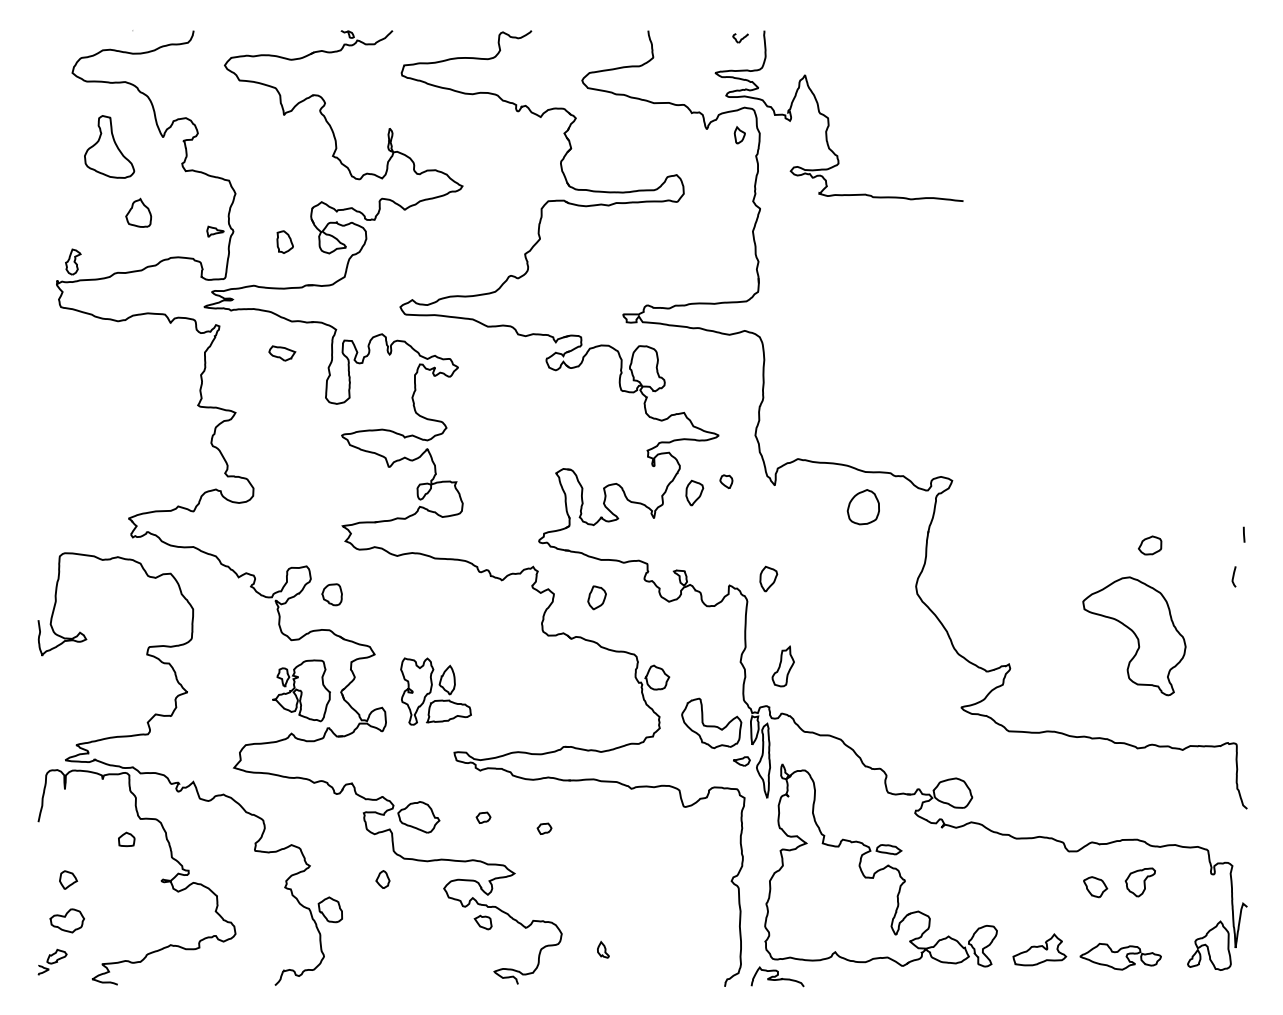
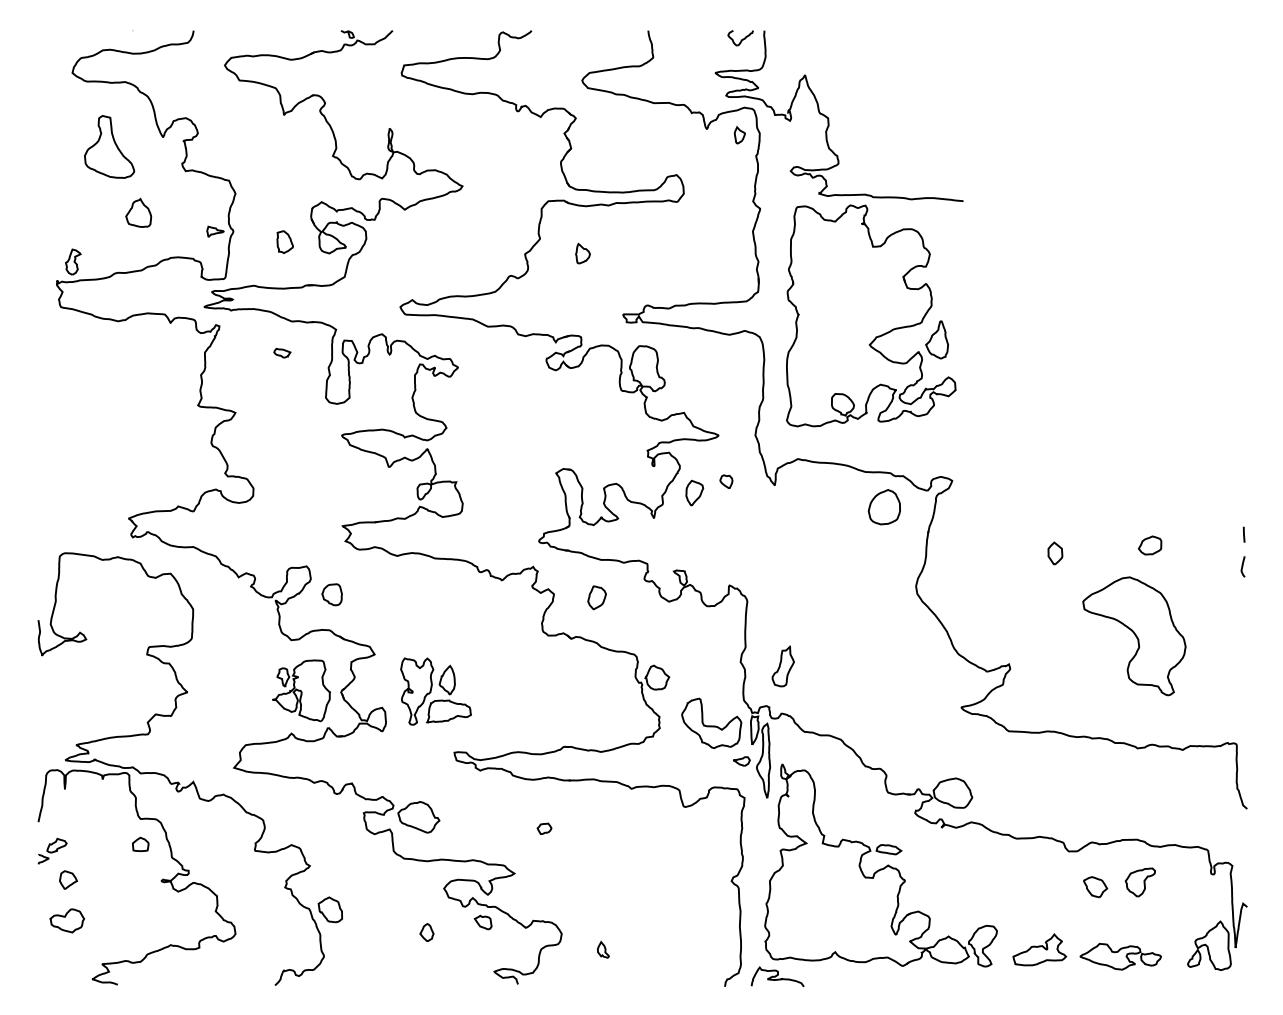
part size: 17x11 px -> 27x17 px (740, 38)
part: none -> present (582, 253)
part: none -> present (871, 315)
part size: 29x17 px -> 19x12 px (282, 352)
part position: (862, 507) -> (883, 507) (883, 507)
part: none -> present (1055, 553)
curve position: (1233, 576) -> (1242, 566) (1242, 566)
part: present -> none (768, 578)
part: present -> none (483, 817)
part position: (126, 839) -> (140, 844) (140, 844)
part position: (382, 879) -> (426, 932) (426, 932)
part position: (52, 961) -> (52, 850) (52, 850)
